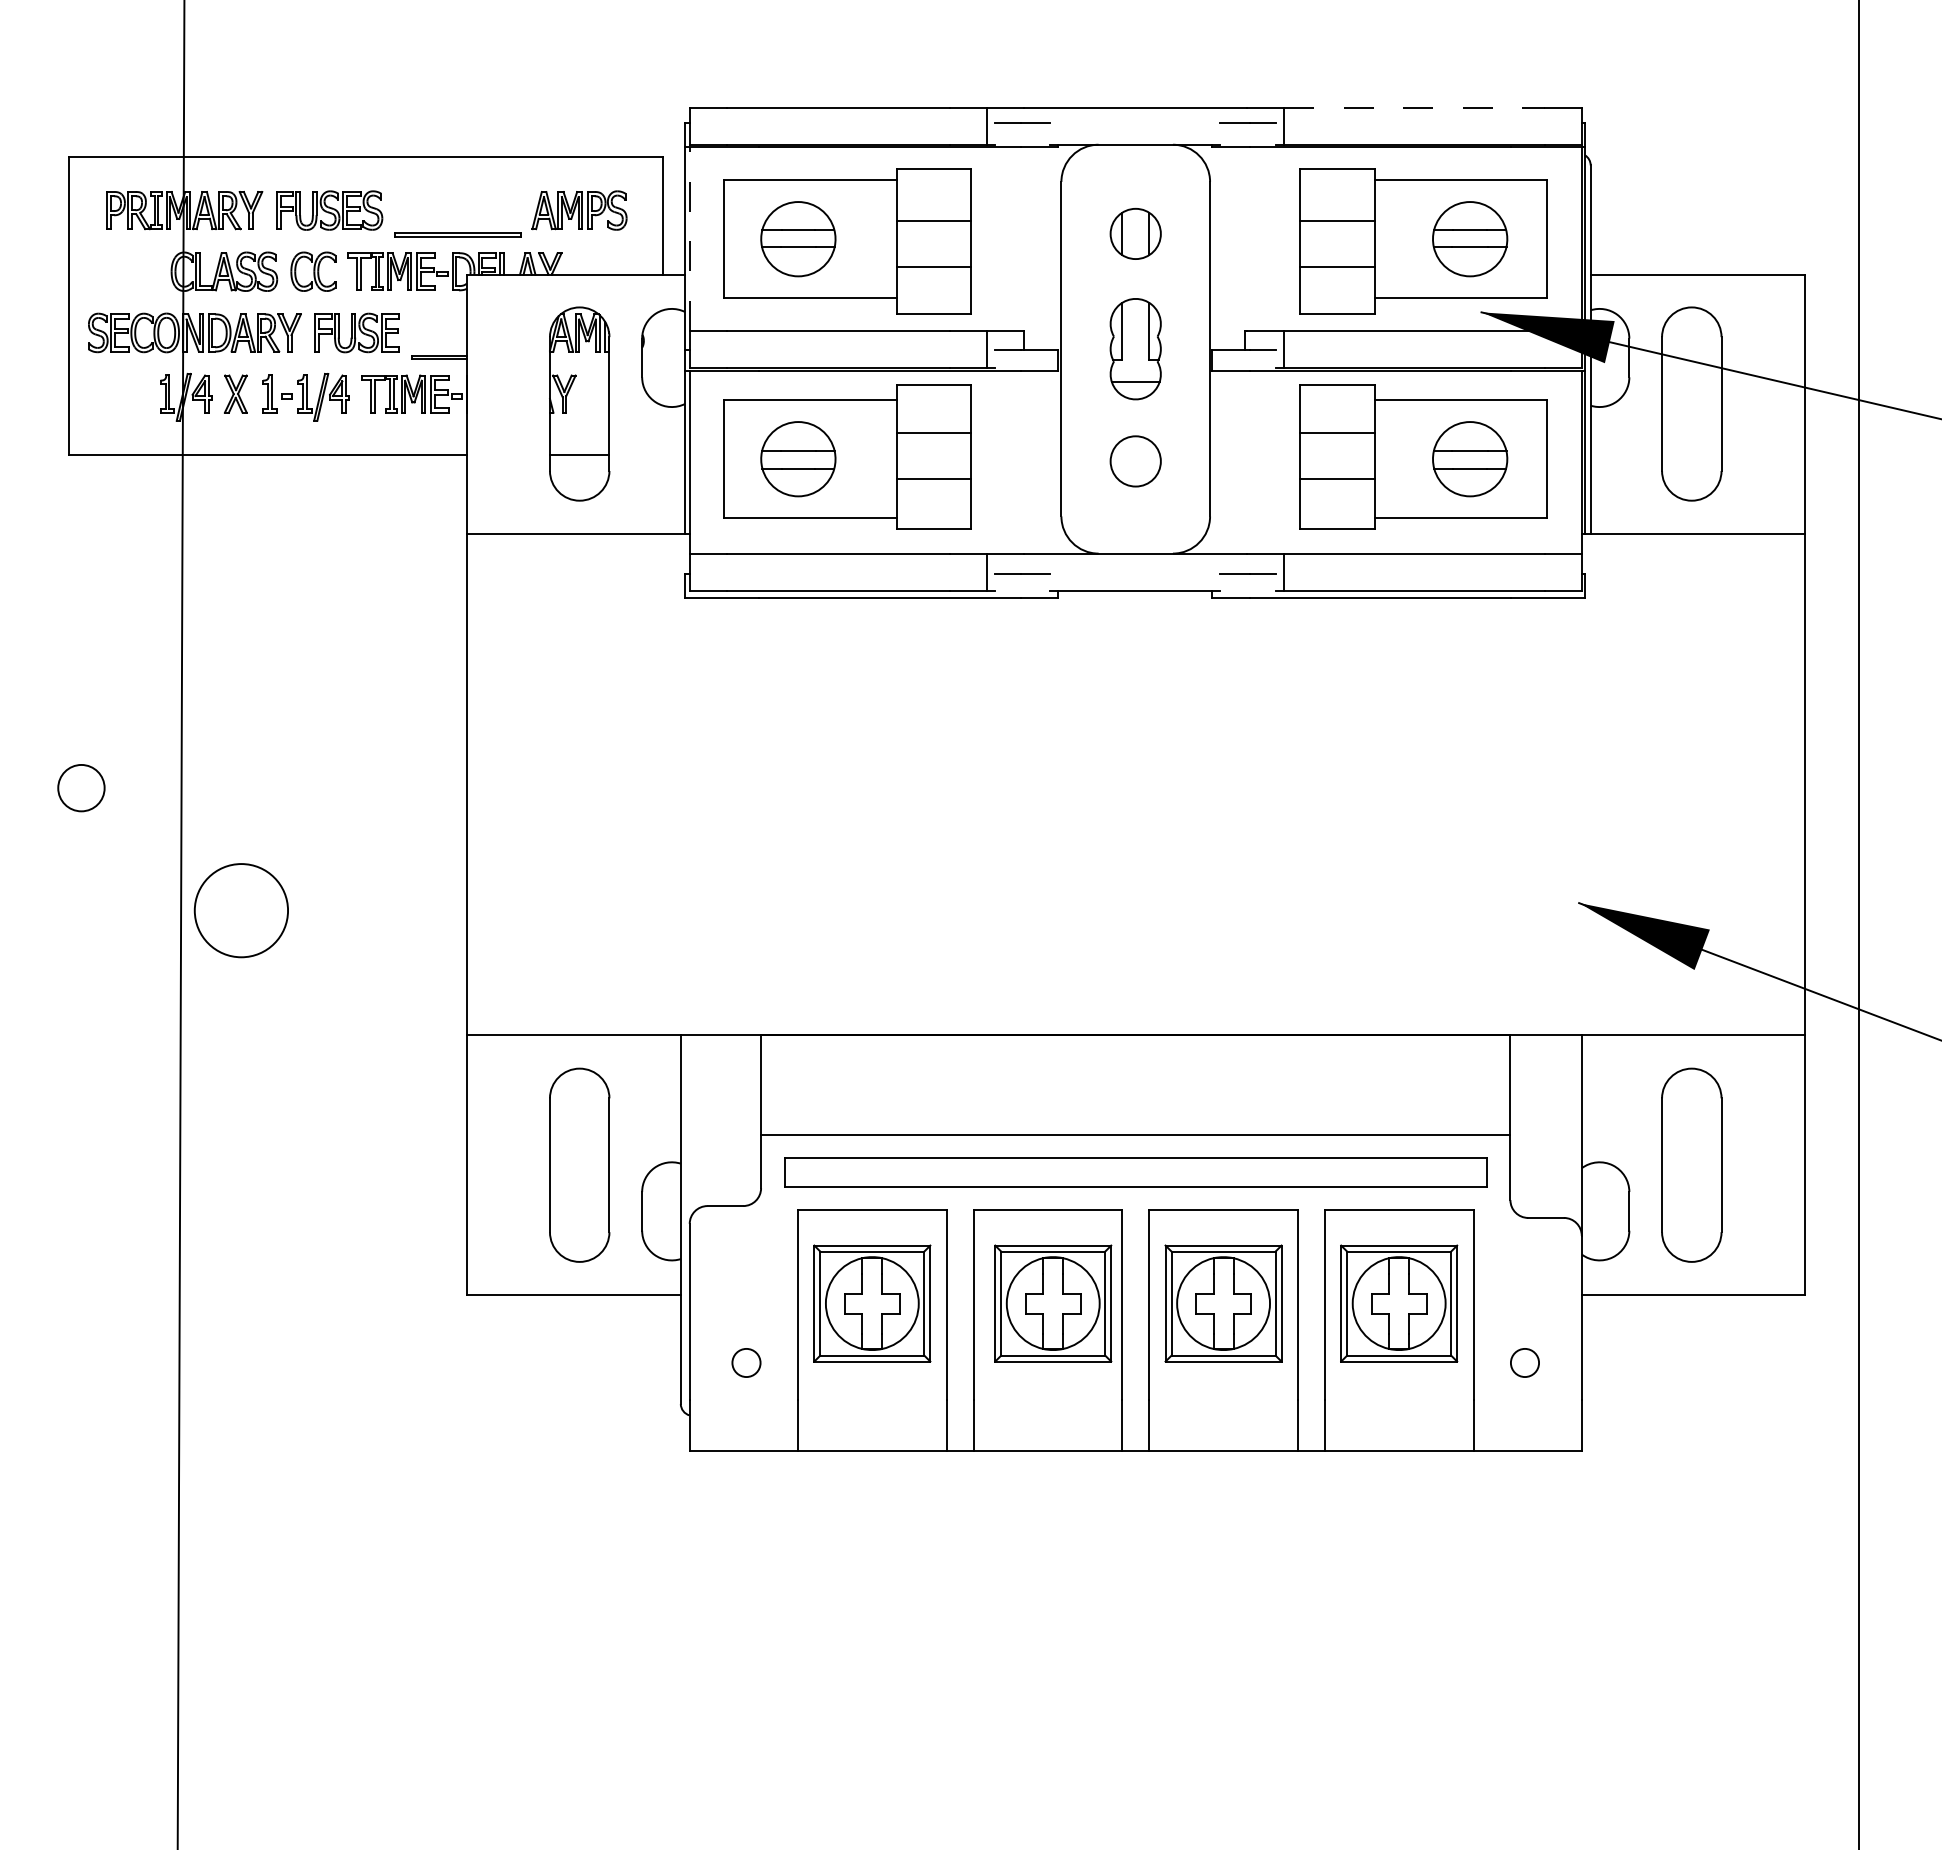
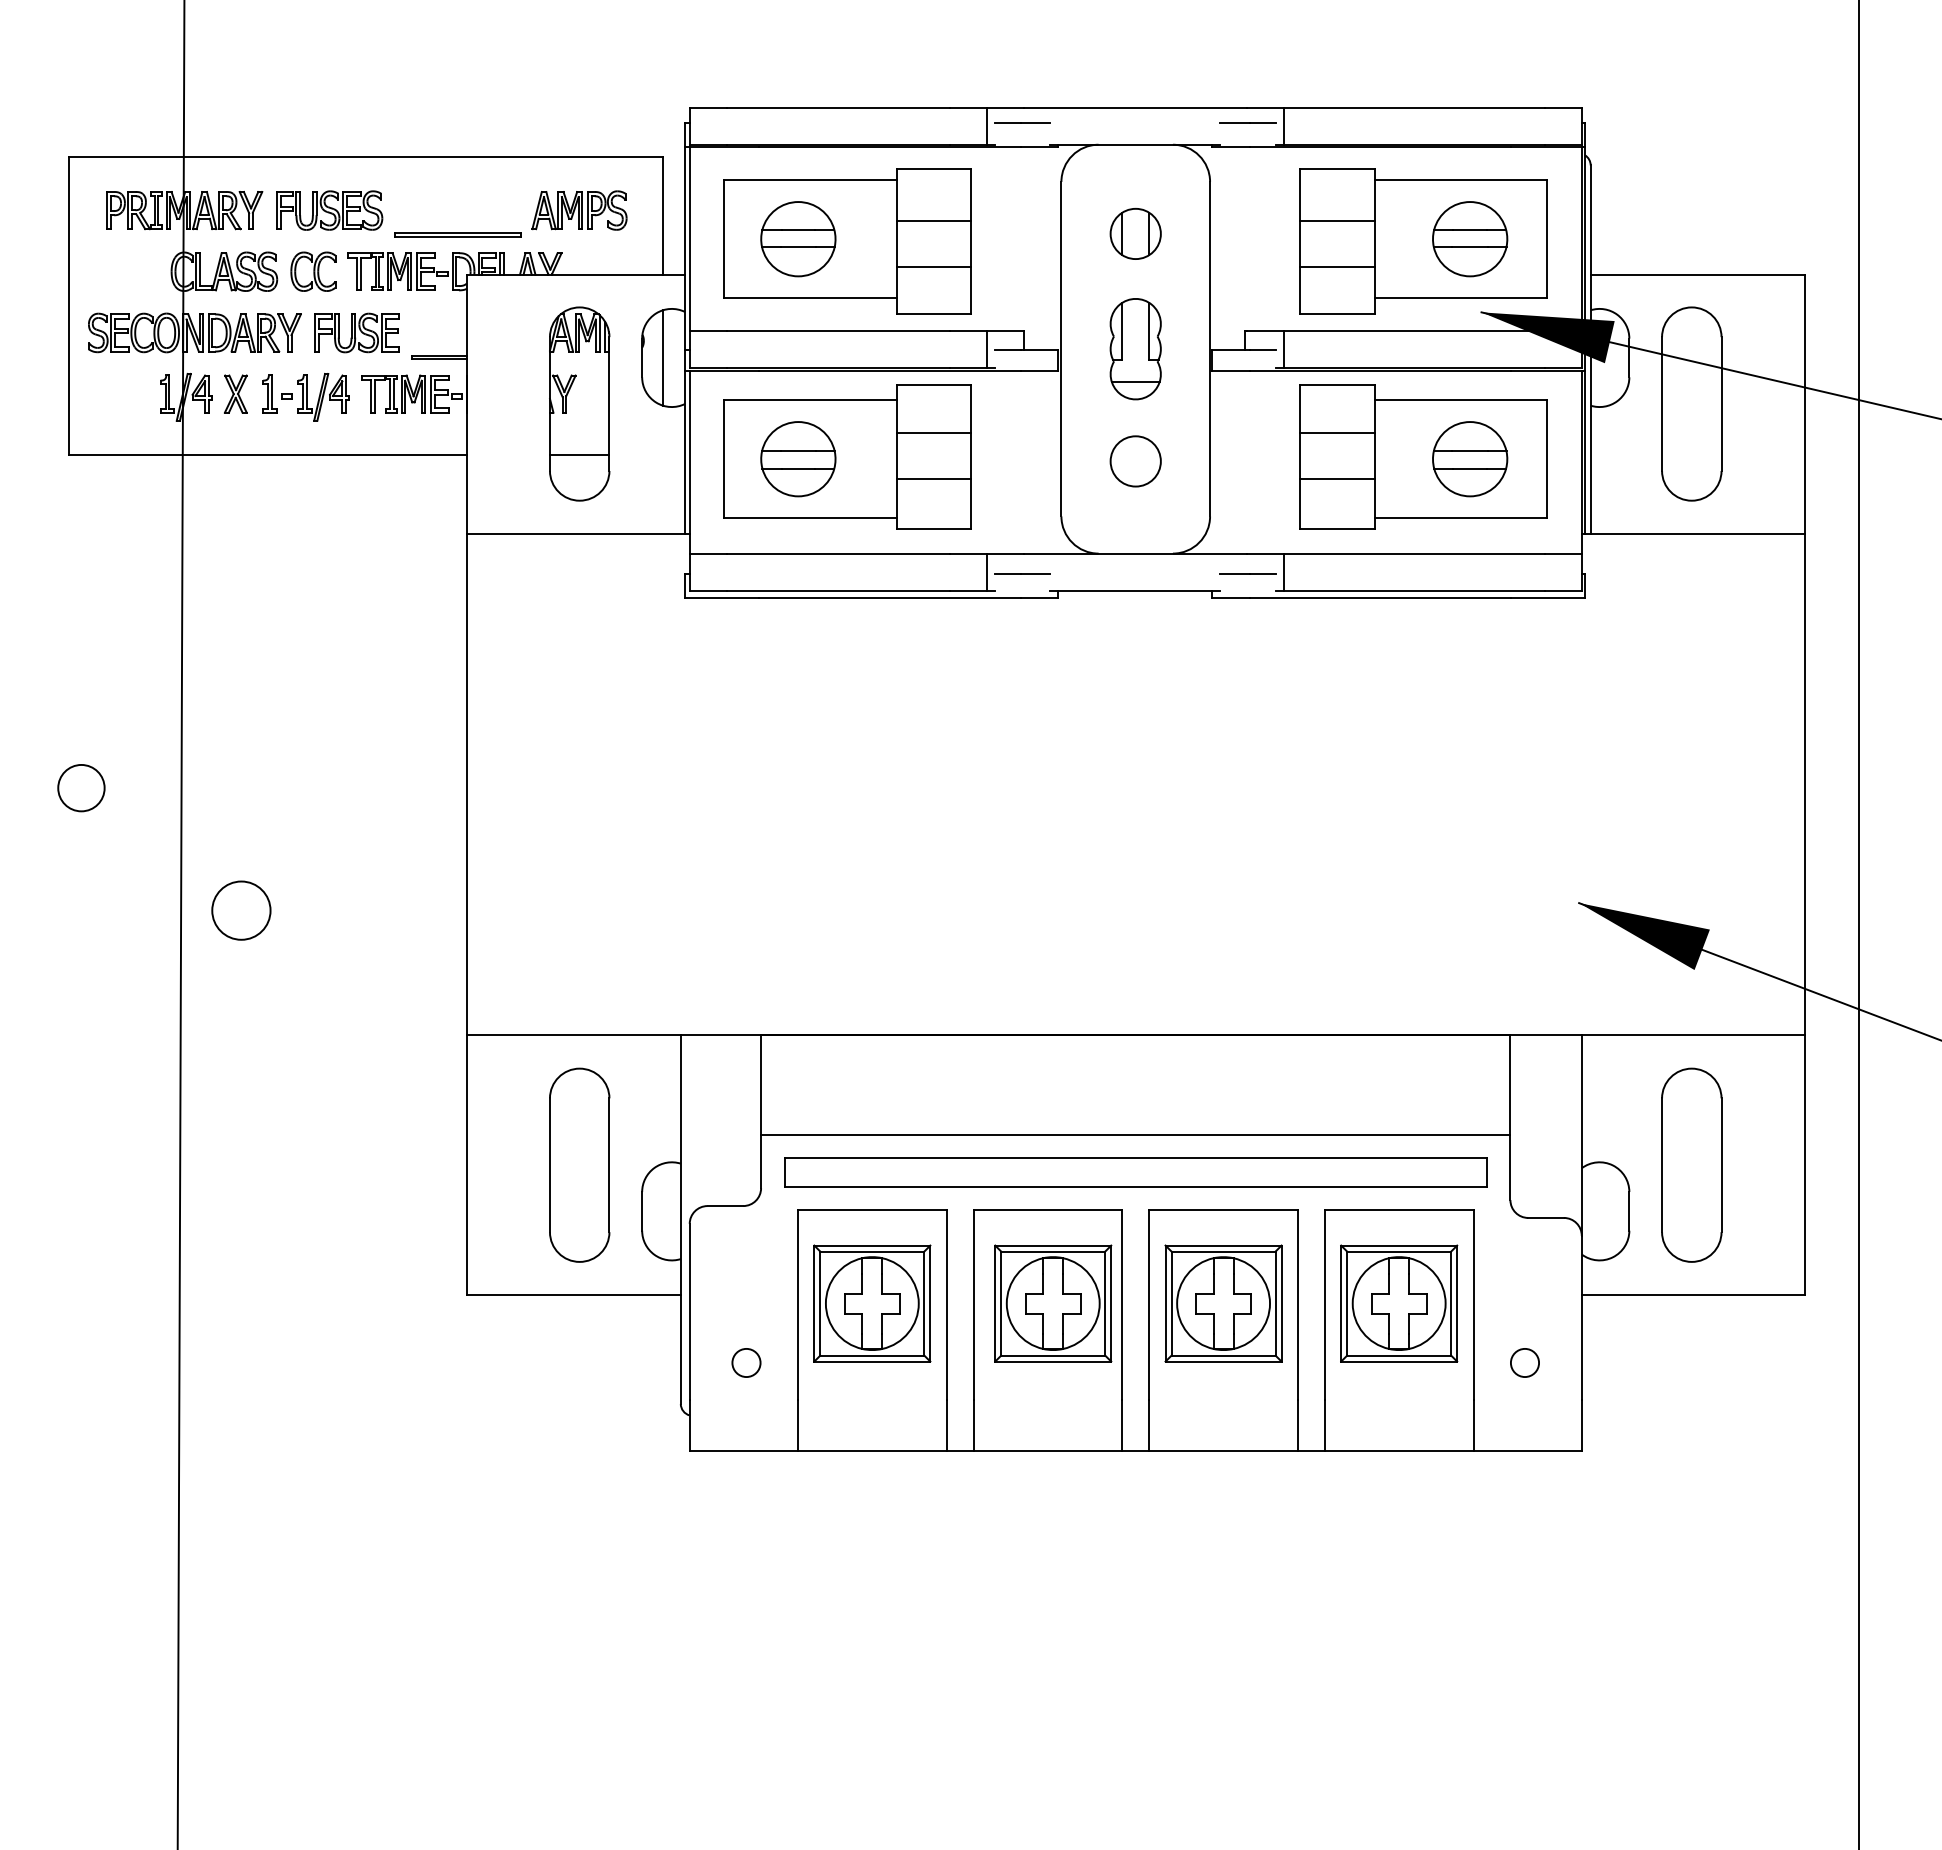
line: dashed -> solid (1415, 107)
line: dashed -> solid (689, 238)
line: none -> present (663, 357)
circle diameter: 93 px -> 58 px (241, 910)
